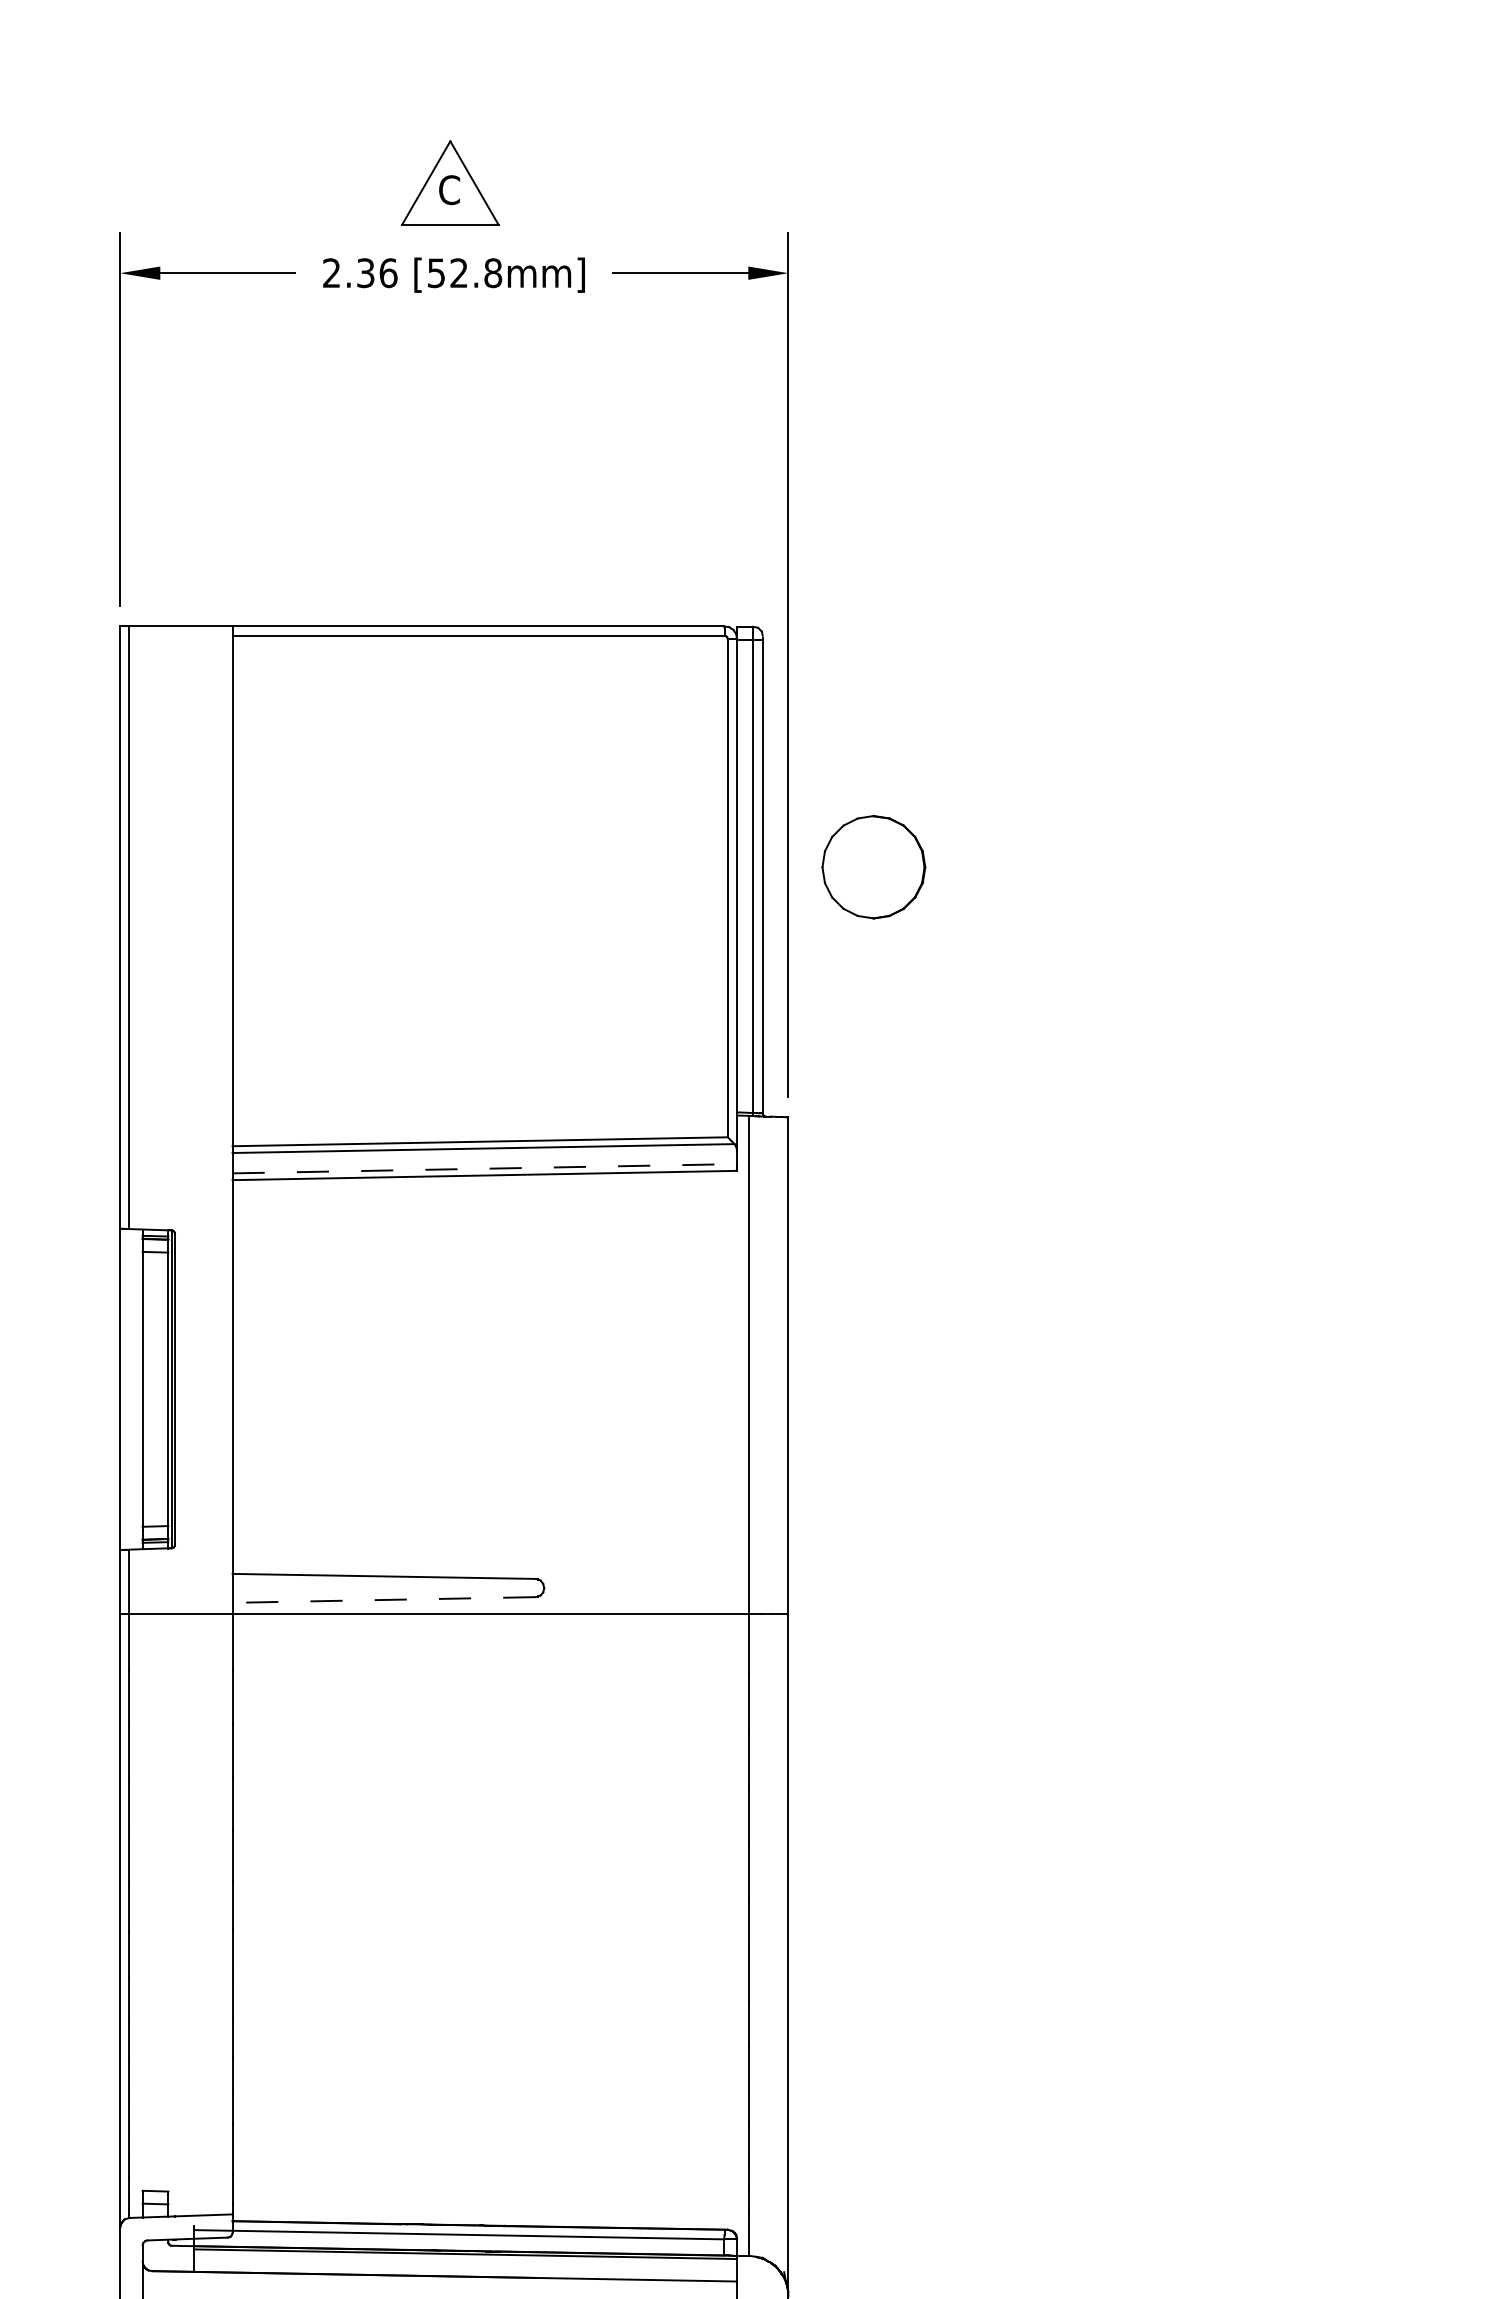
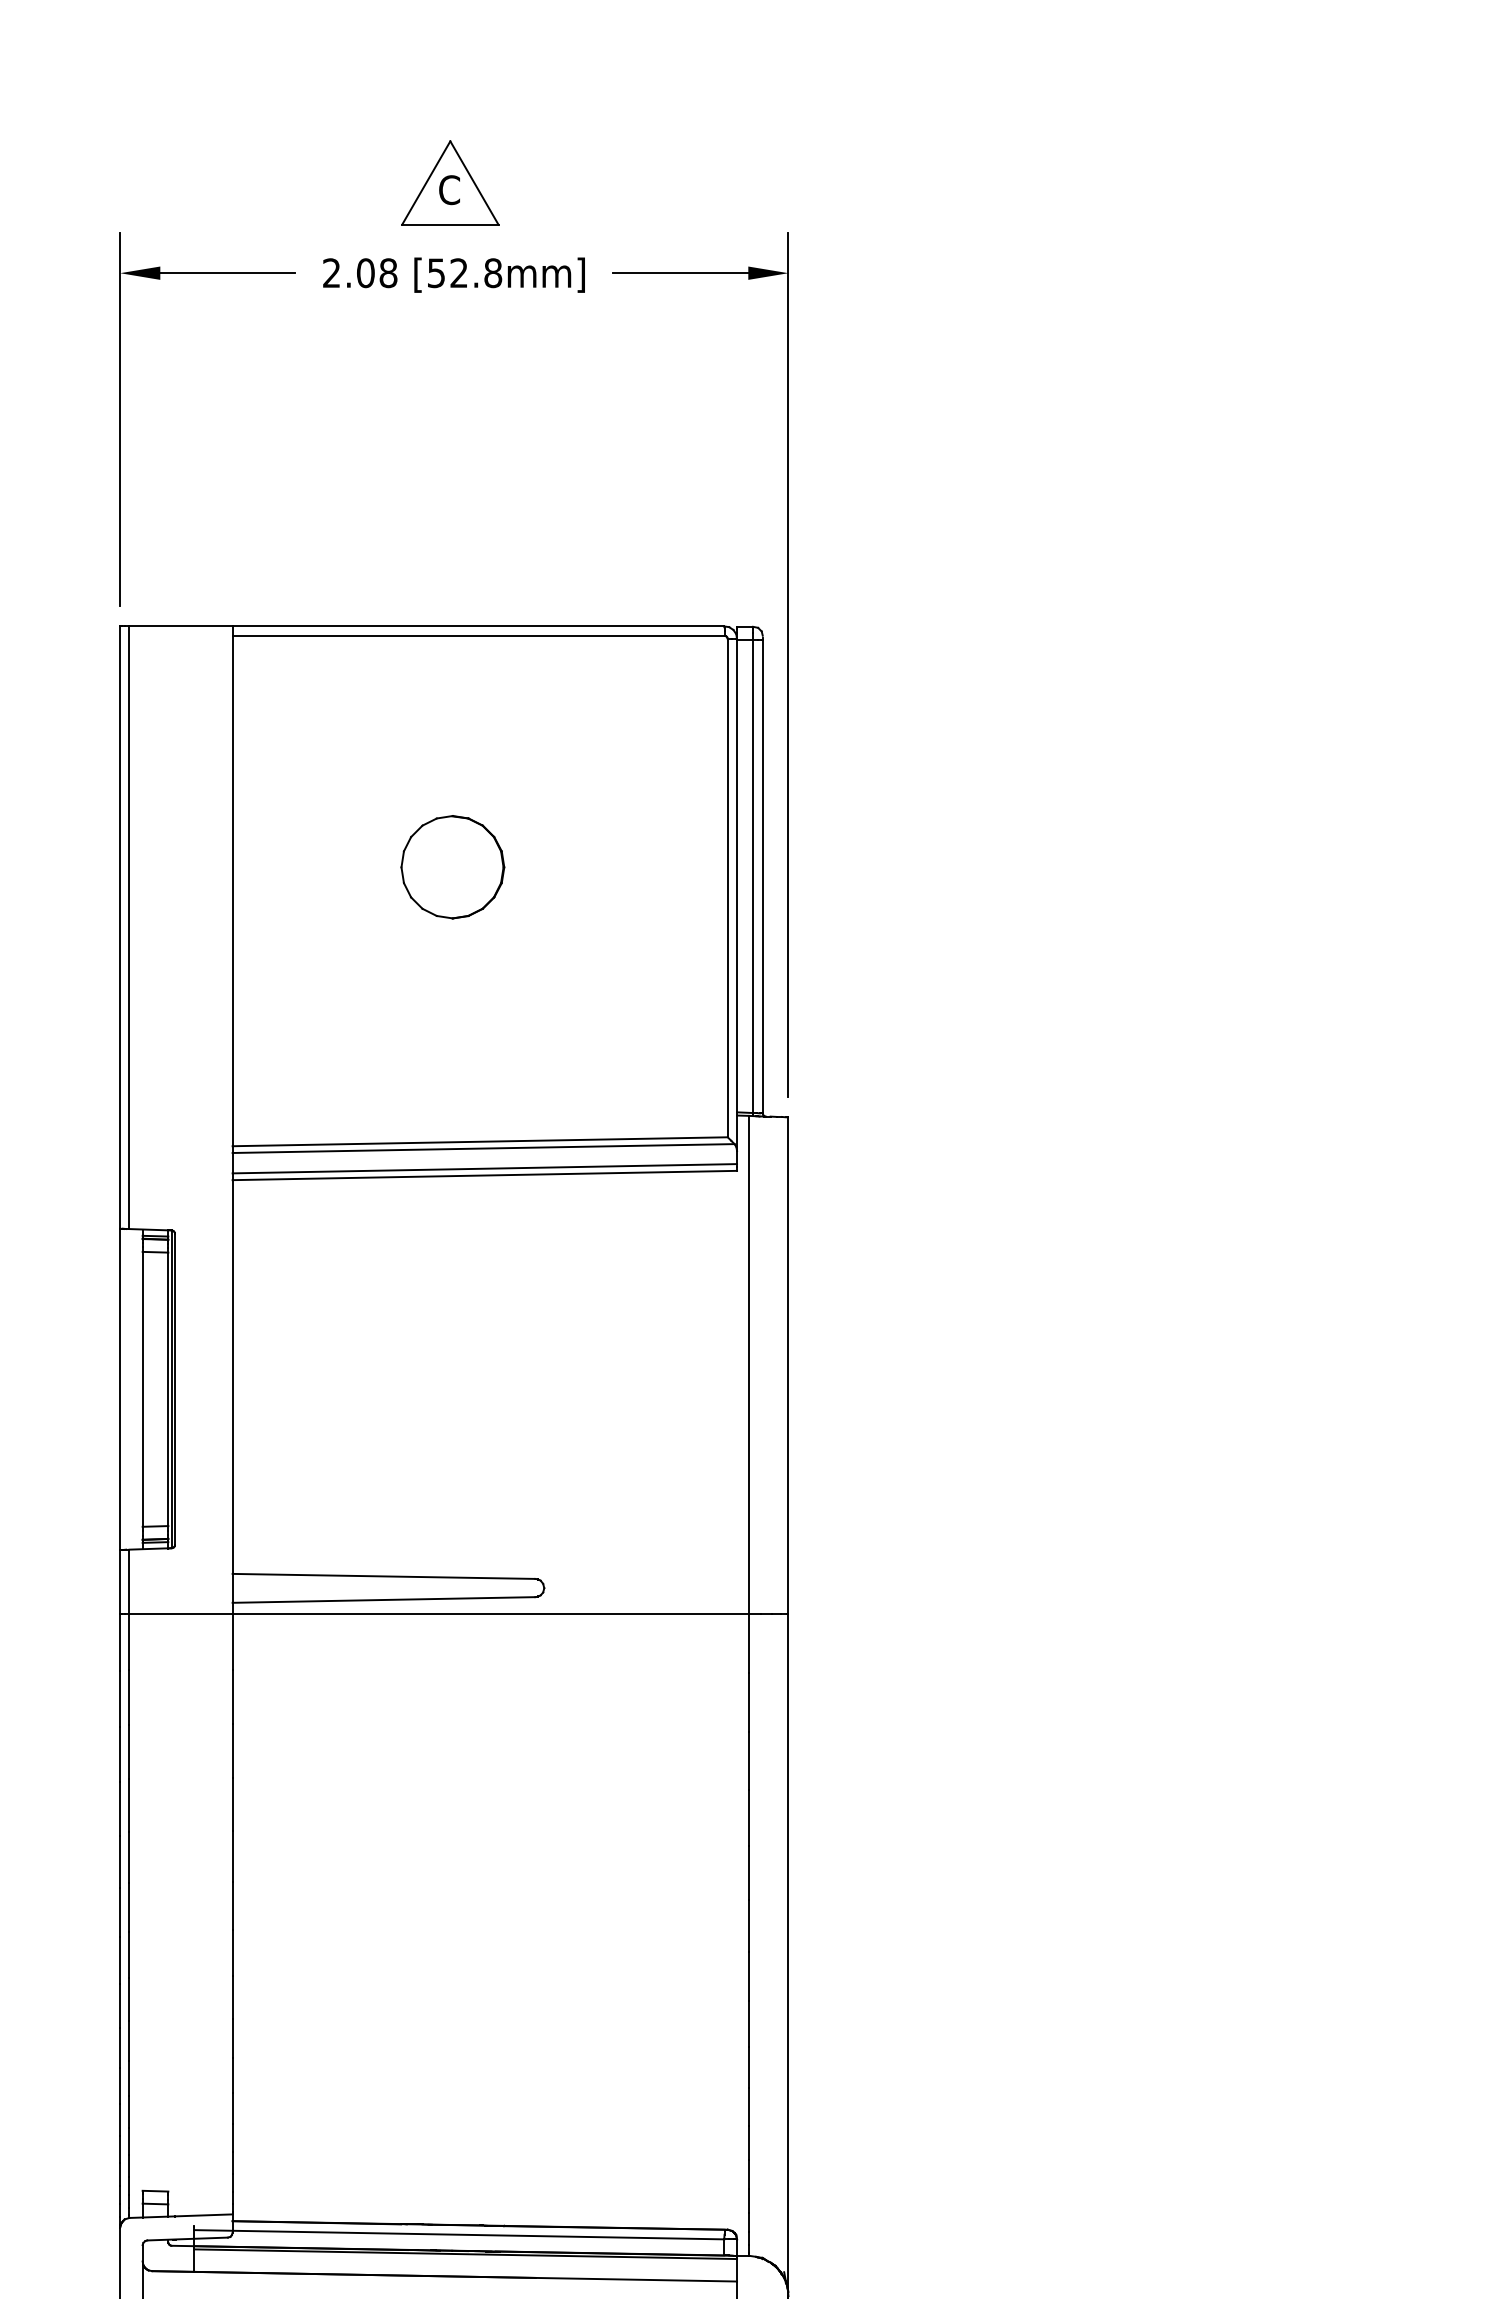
text: 2.36 -> 2.08 (377, 273)
part position: (873, 867) -> (452, 867) (452, 867)
line: dashed -> solid (485, 1168)
line: dashed -> solid (383, 1600)
